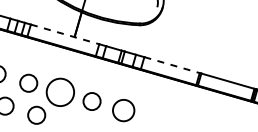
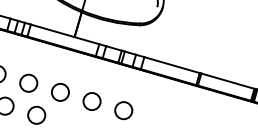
line: dashed -> solid (65, 34)
line: dashed -> solid (172, 65)
circle diameter: 27 px -> 17 px (60, 91)
circle size: 24x24 px -> 20x20 px (123, 110)
